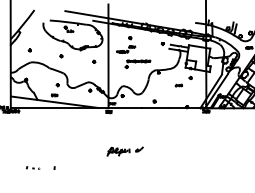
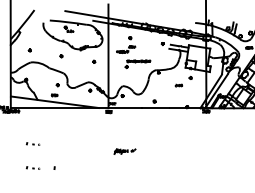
part: none -> present (33, 143)
part size: 38x11 px -> 24x7 px (124, 151)
